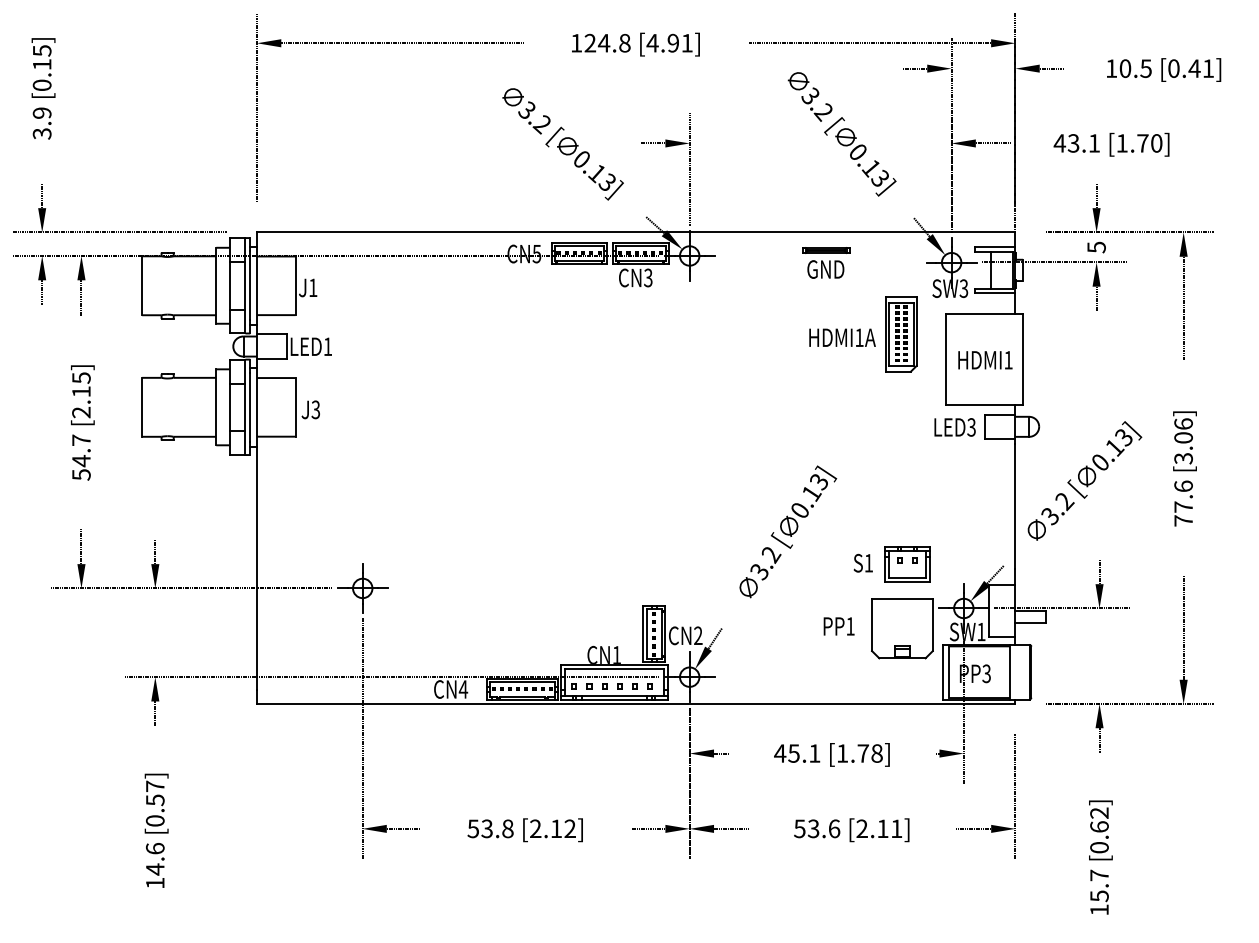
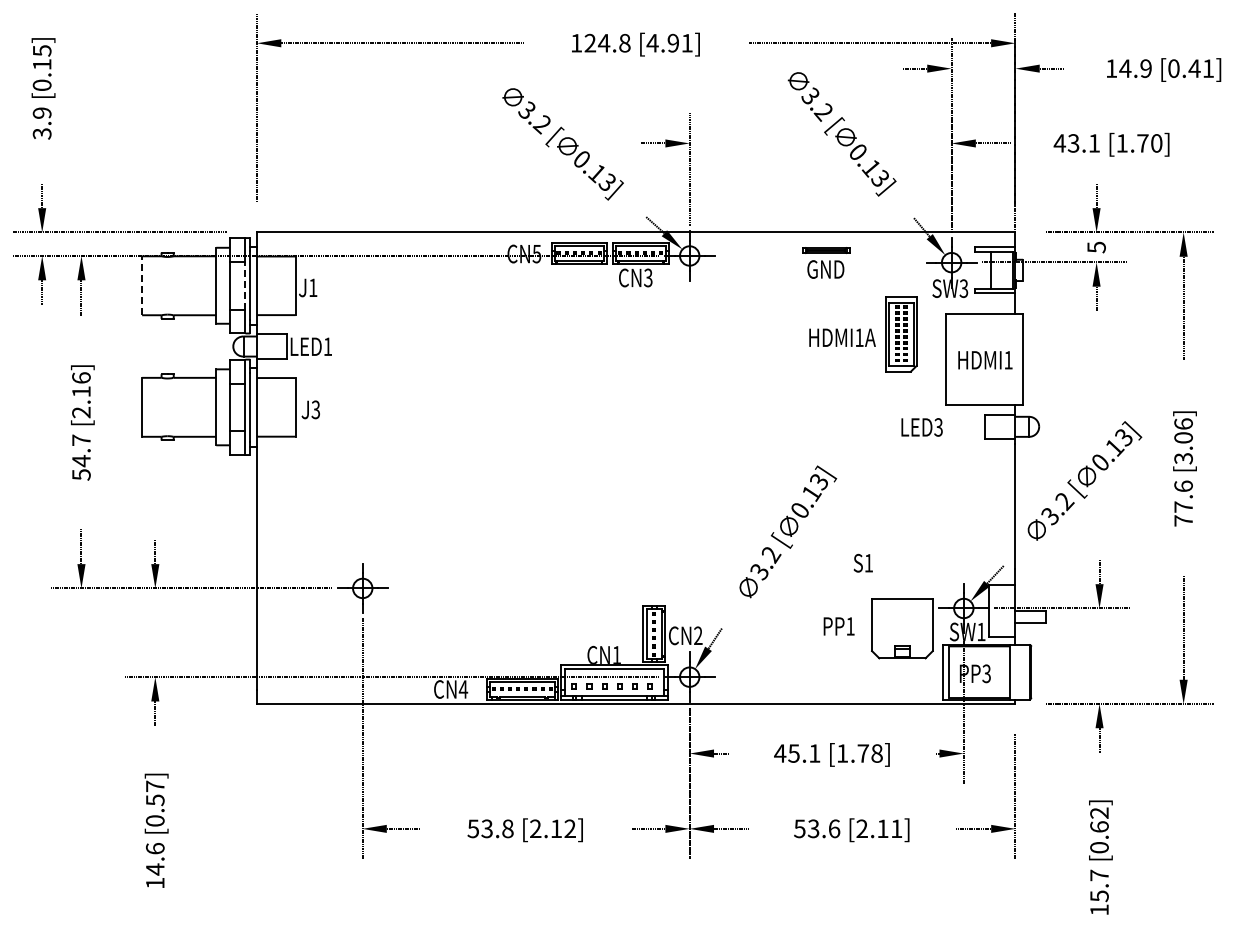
text: 10.5 -> 14.9 (1135, 68)
line: solid -> dashed (142, 285)
line: solid -> dashed (245, 285)
text: [2.15] -> [2.16] (81, 377)
text position: (954, 427) -> (921, 427) (921, 427)
part: present -> none (907, 564)
